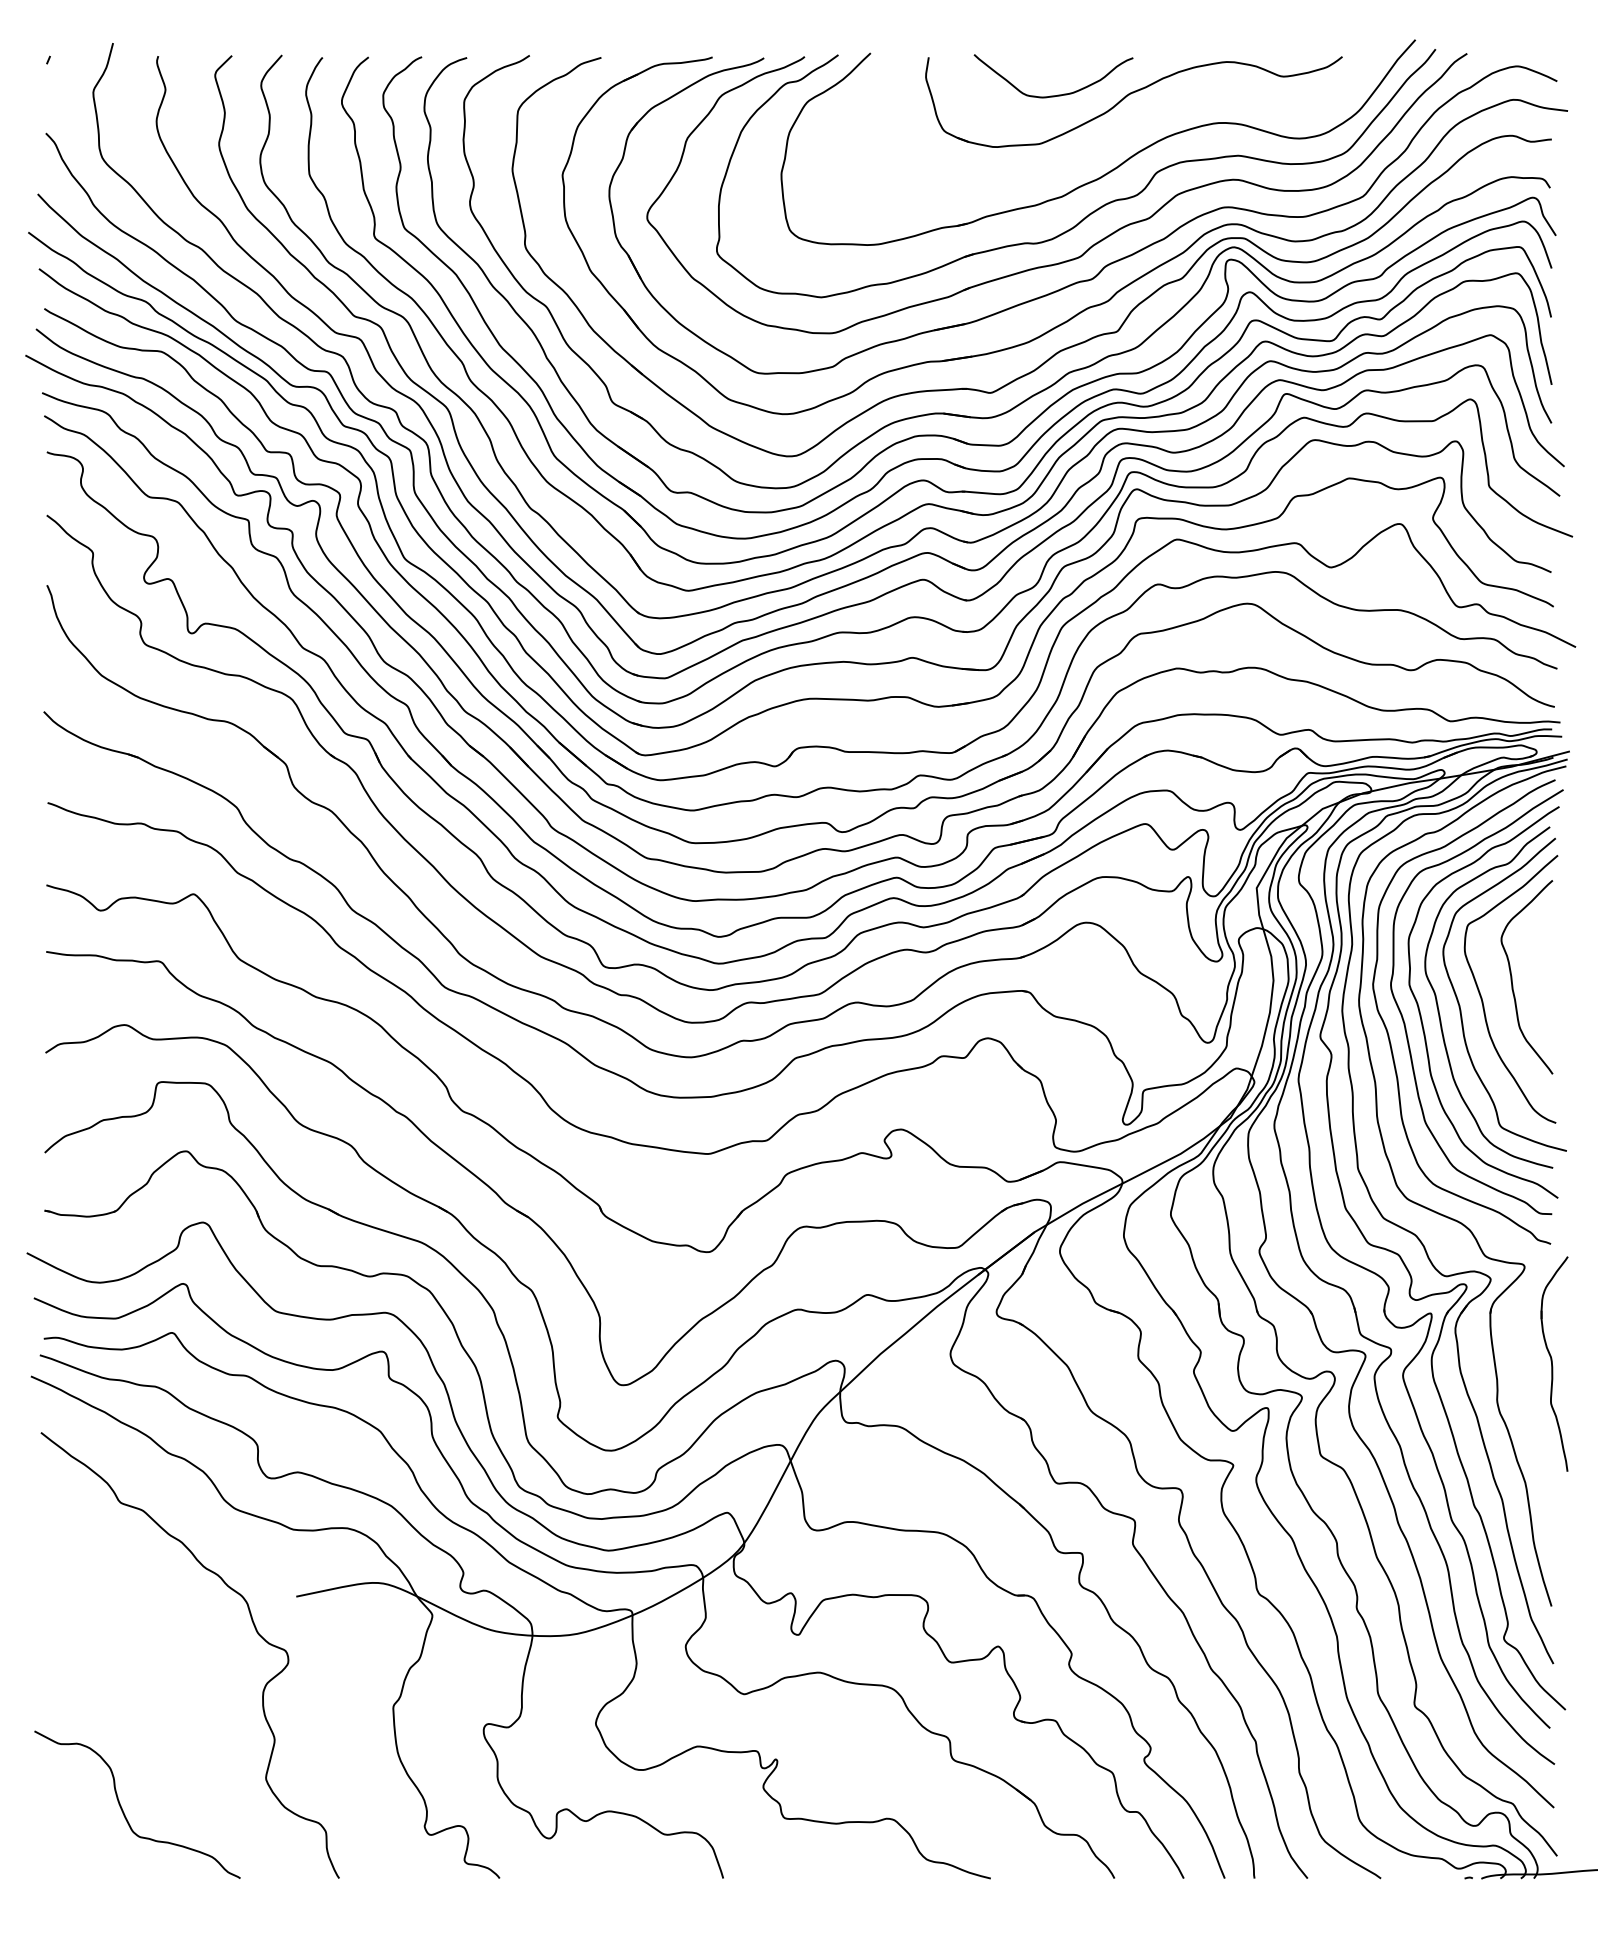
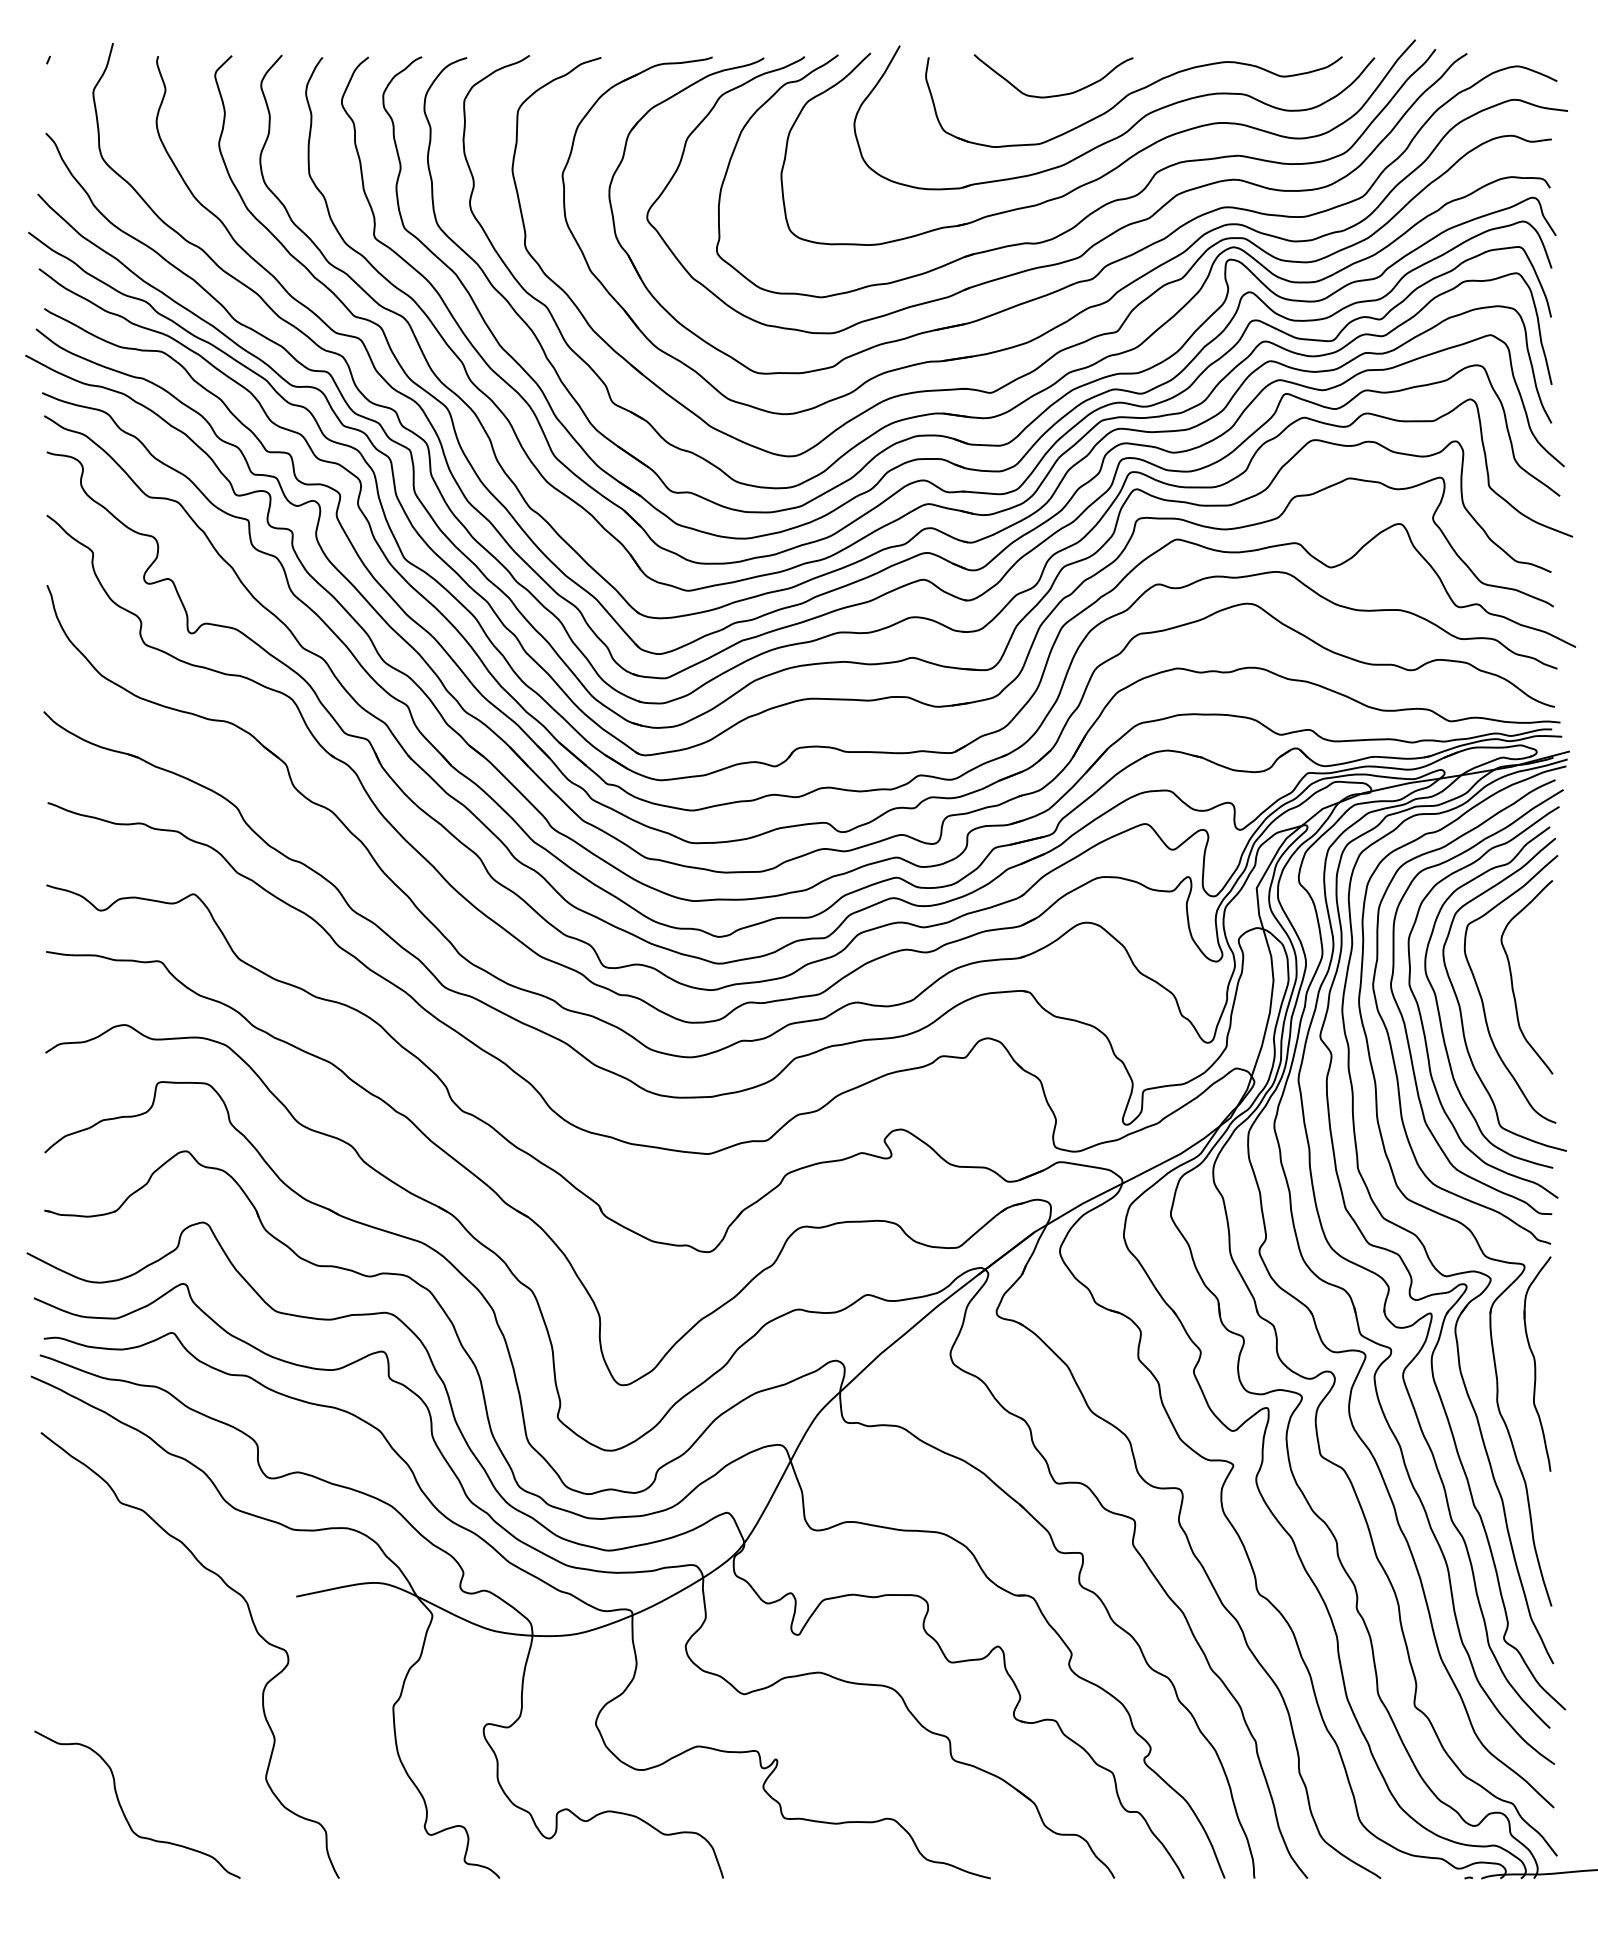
part: none -> present (1125, 131)
part position: (1554, 1363) -> (1537, 1363) (1537, 1363)
